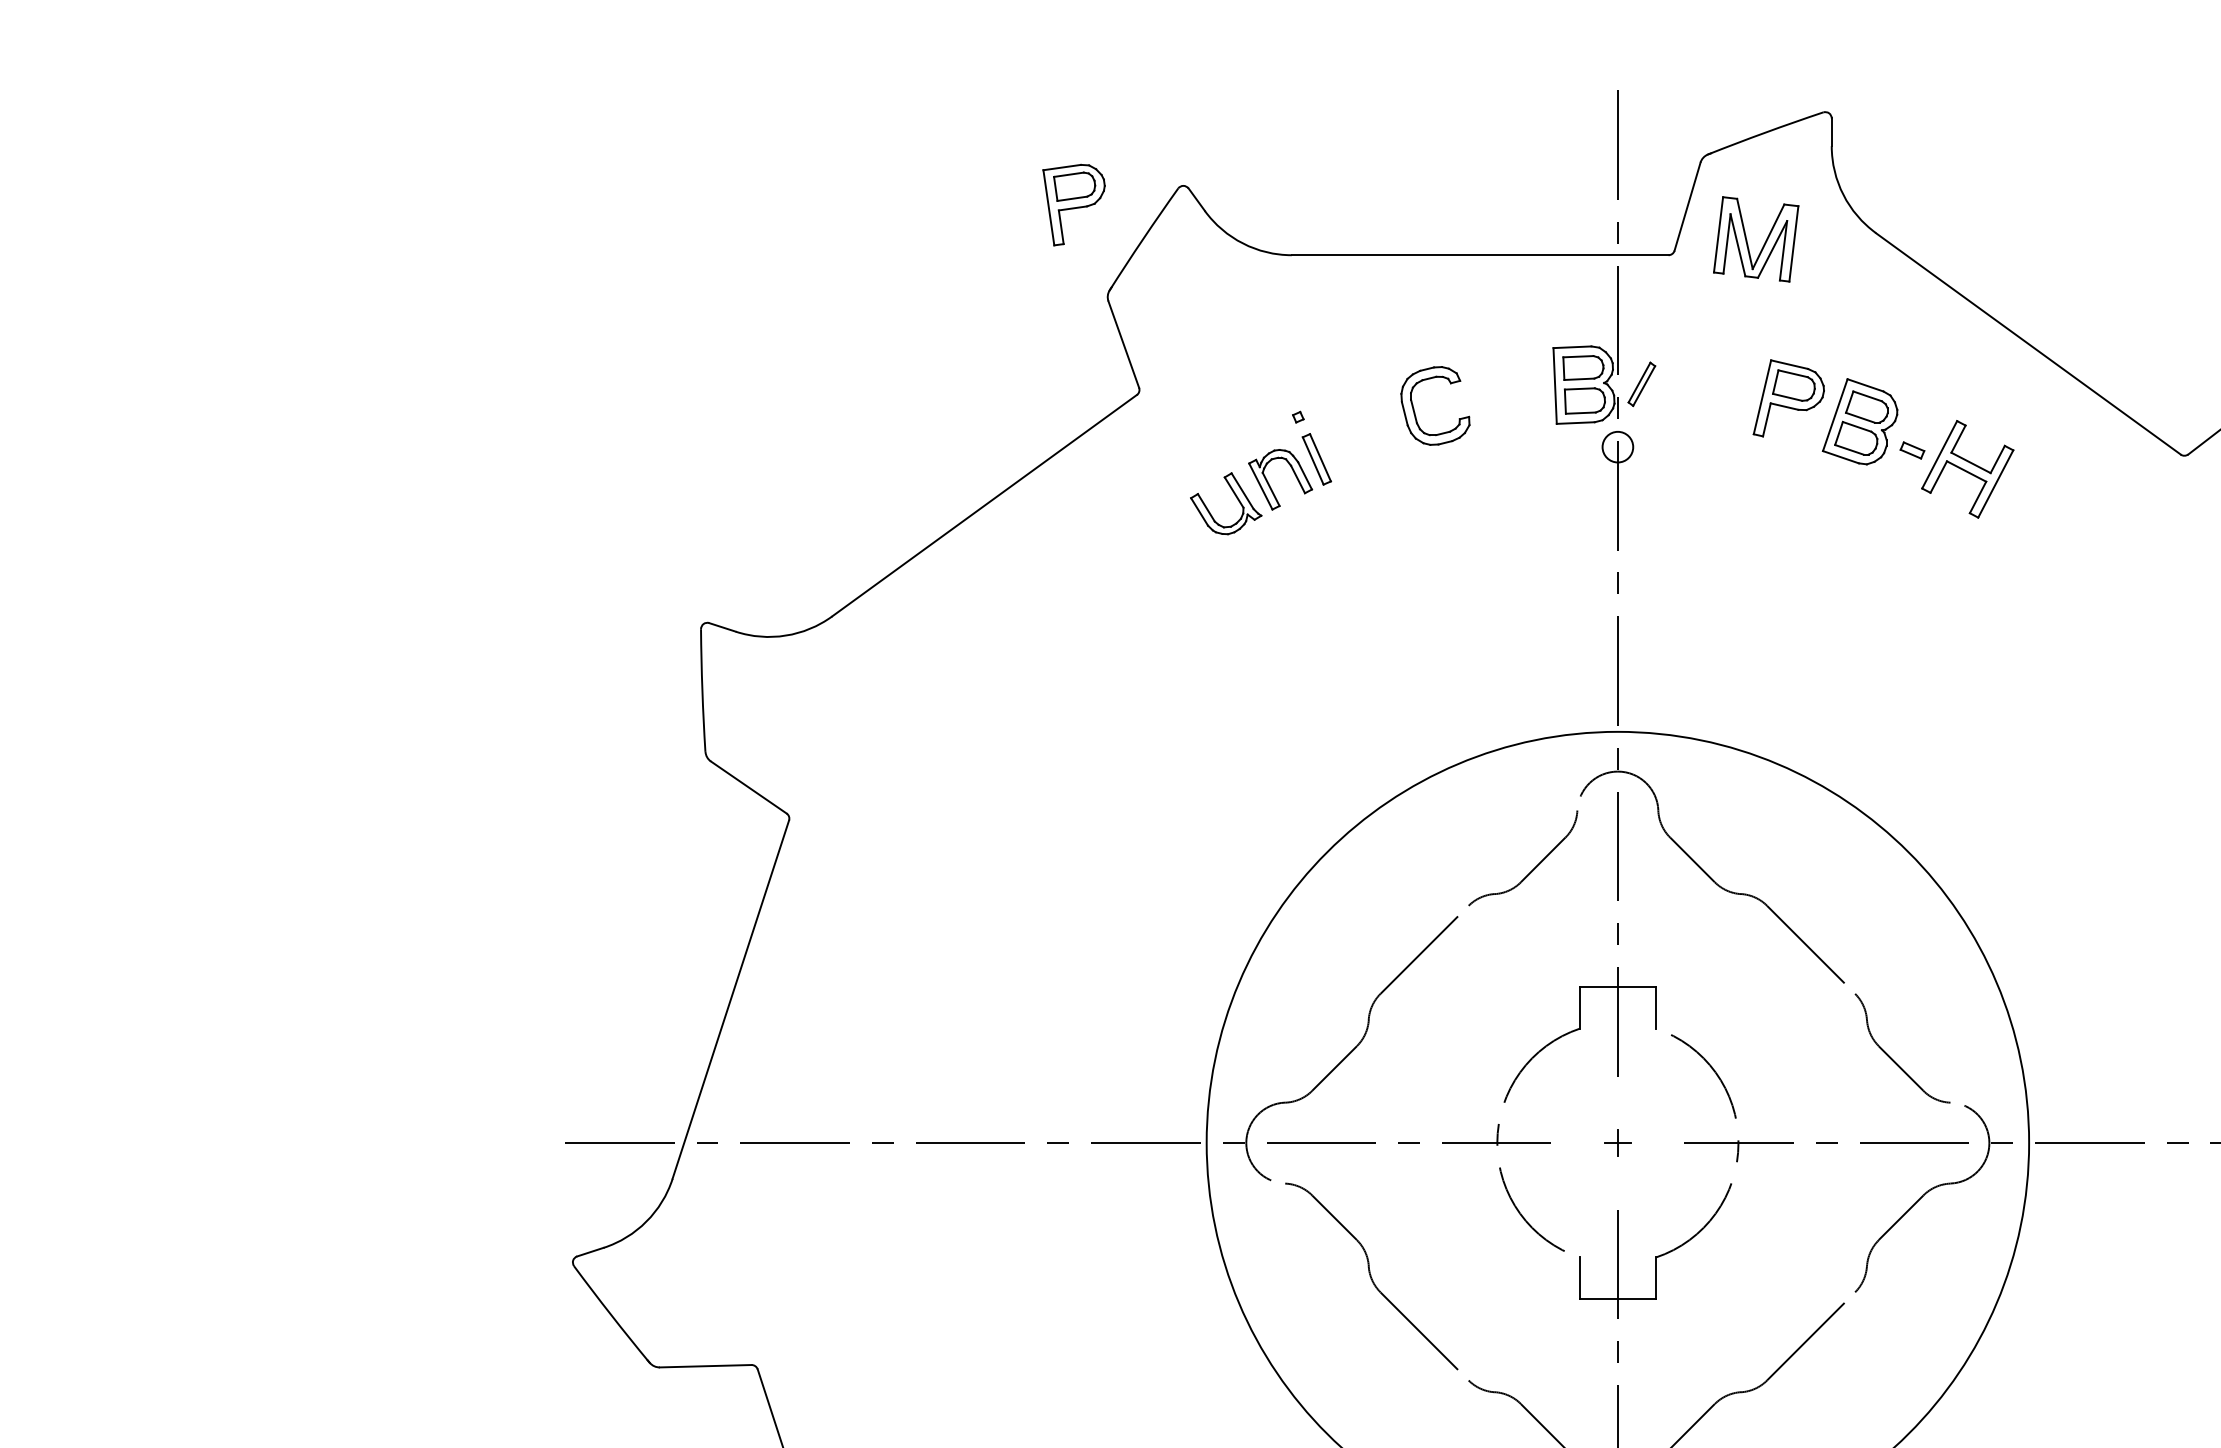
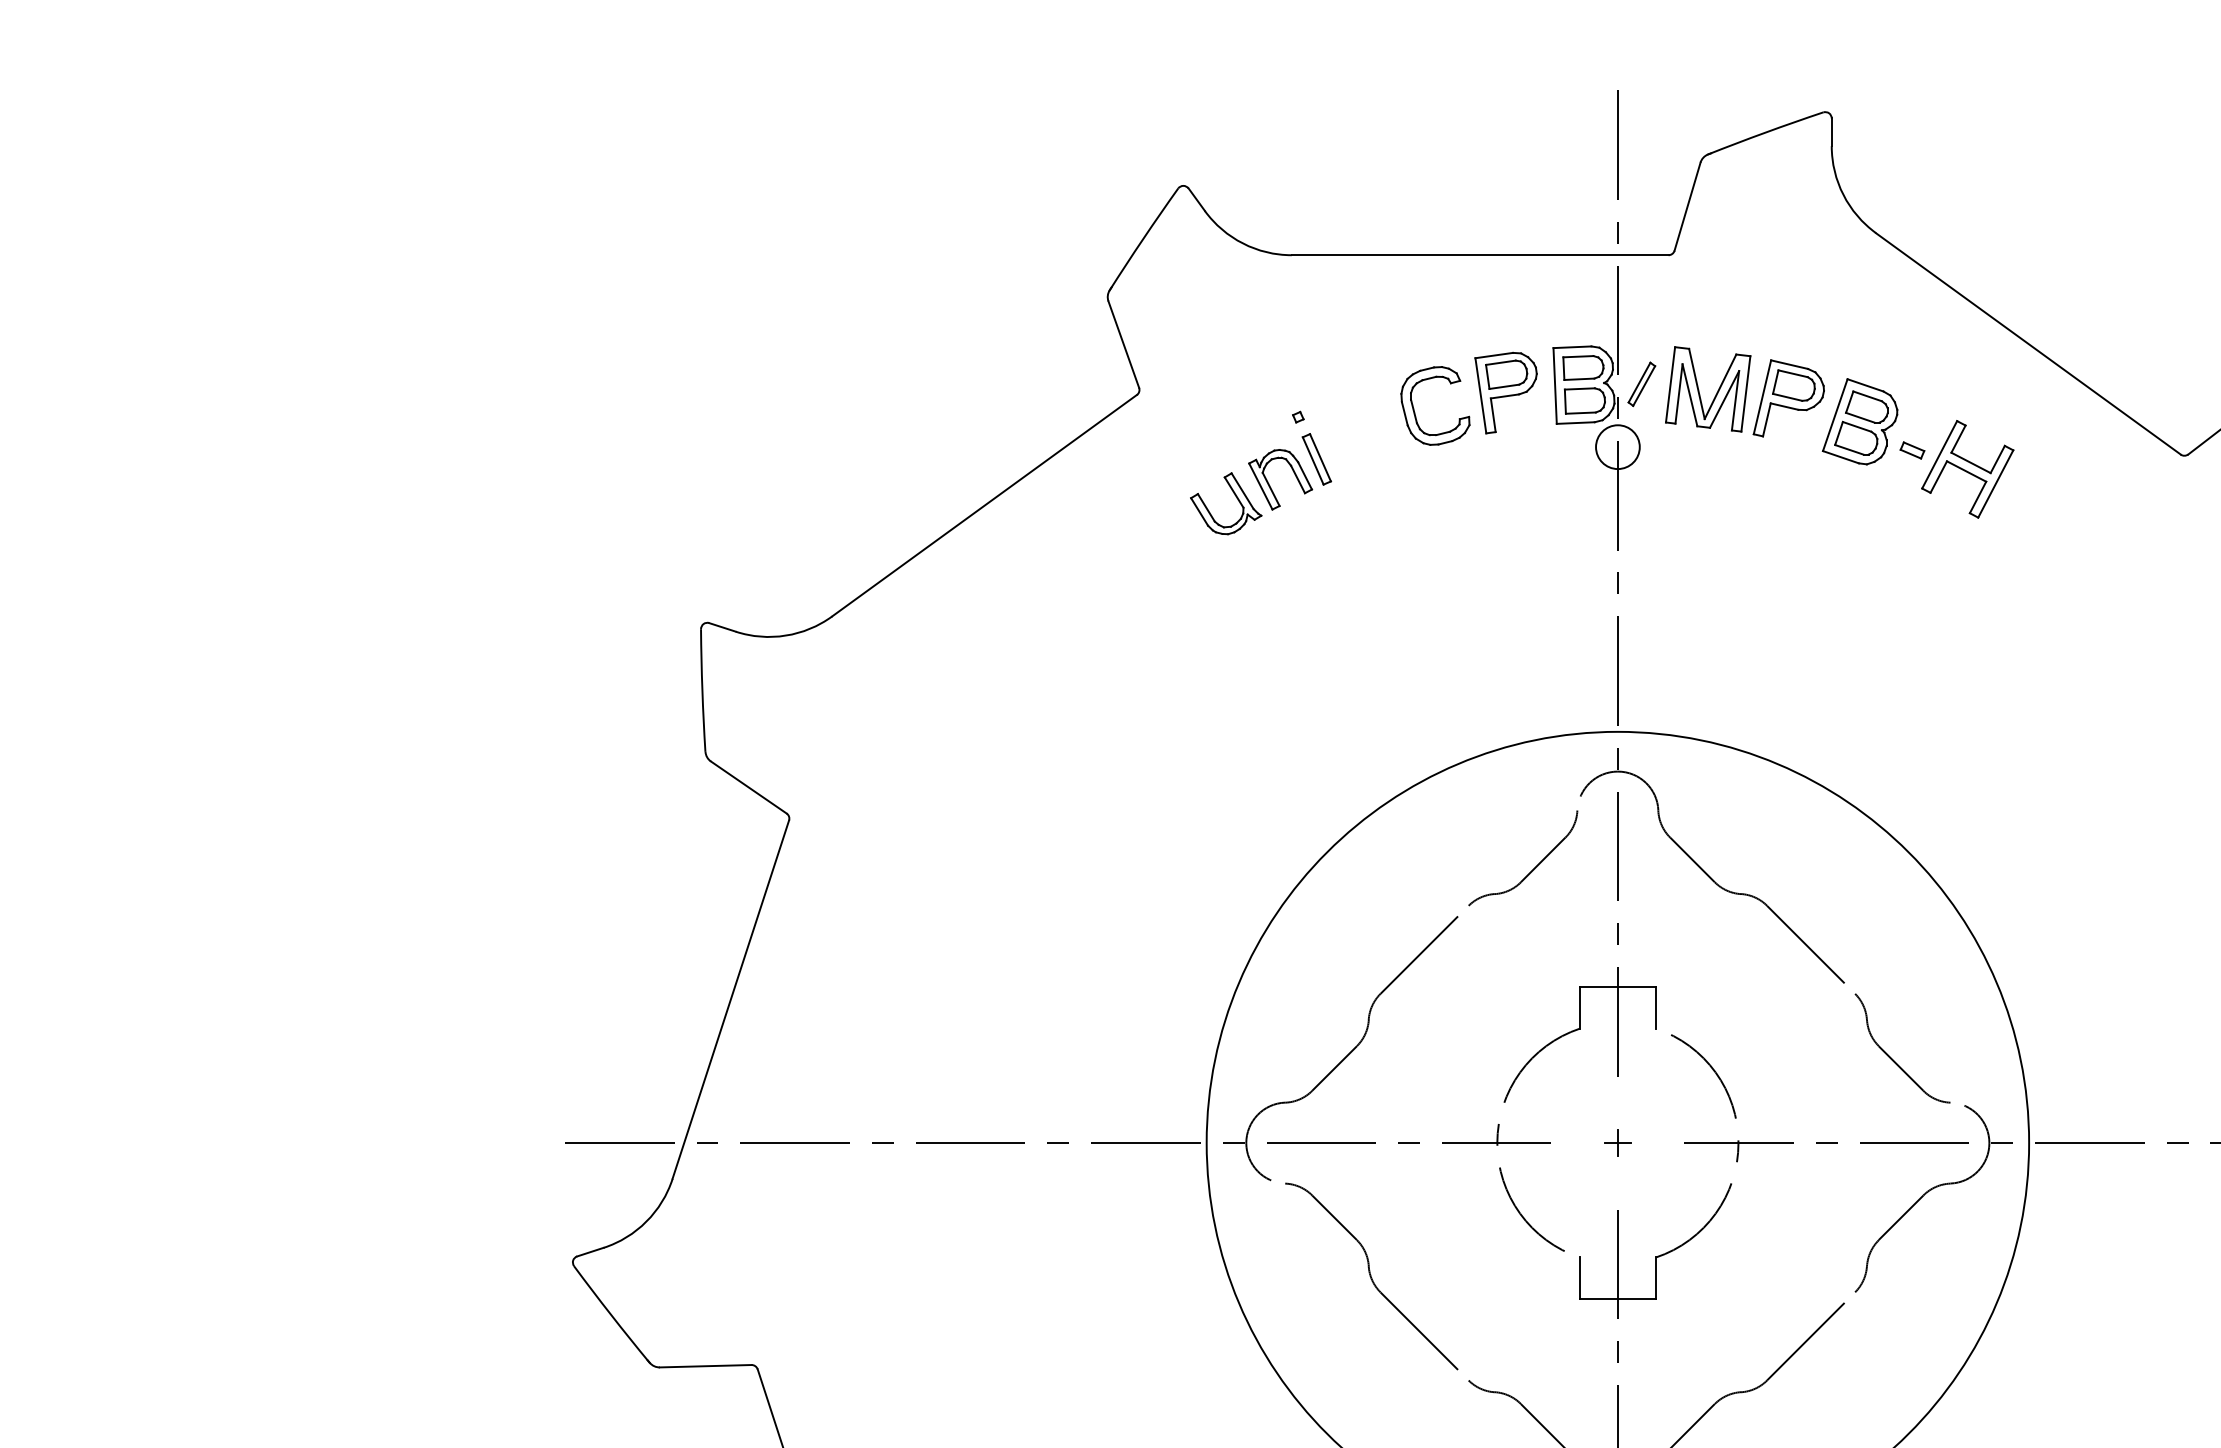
part position: (1073, 204) -> (1505, 392) (1505, 392)
part position: (1764, 242) -> (1716, 392) (1716, 392)
circle diameter: 31 px -> 44 px (1617, 447)
